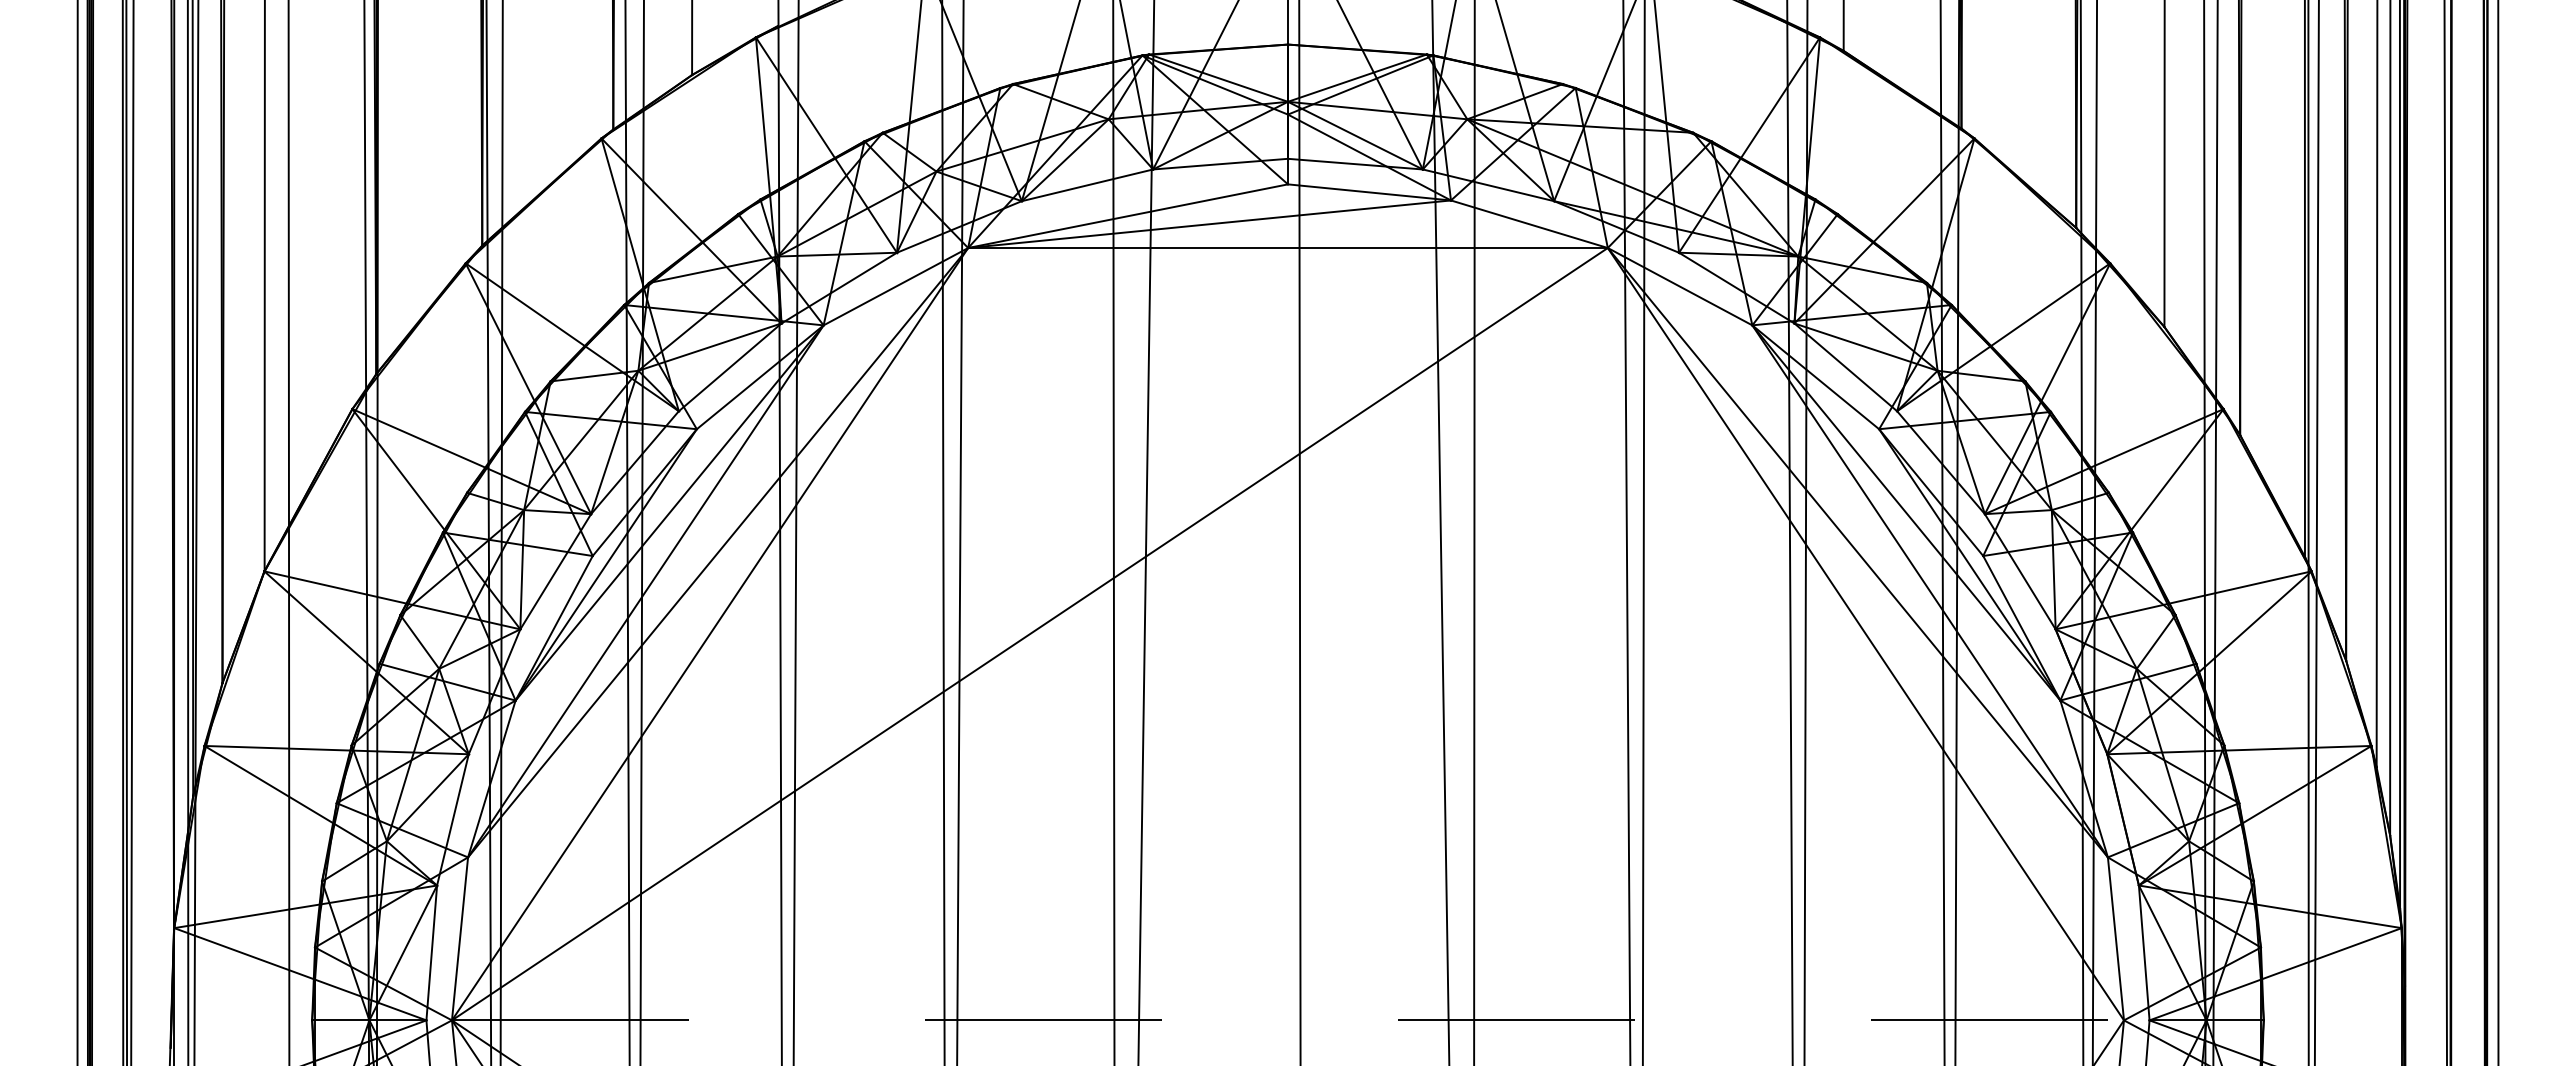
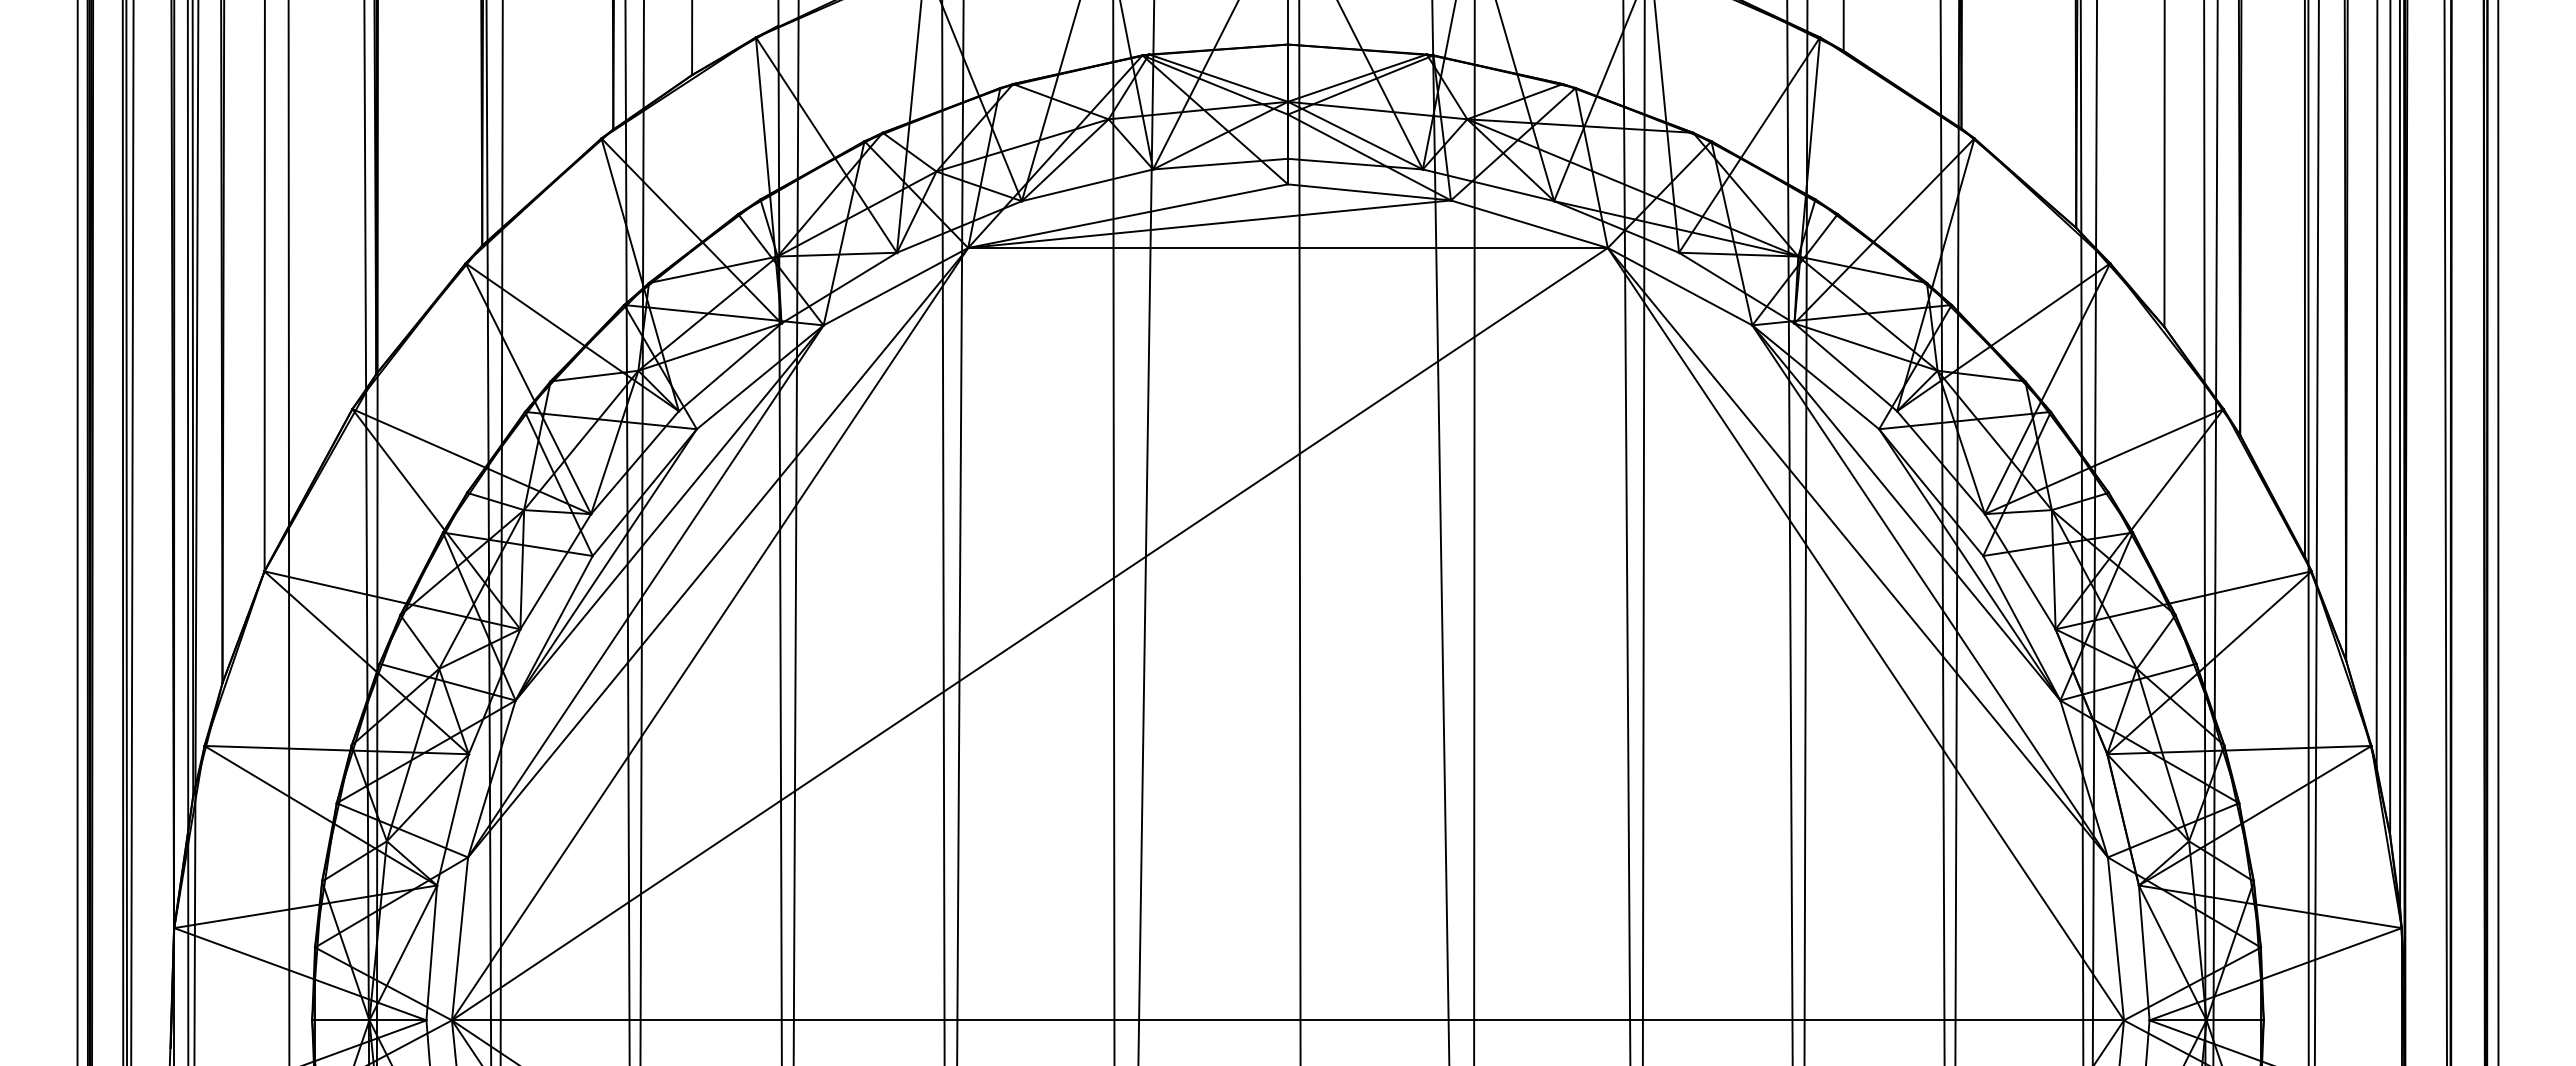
line: dashed -> solid (1288, 1020)
